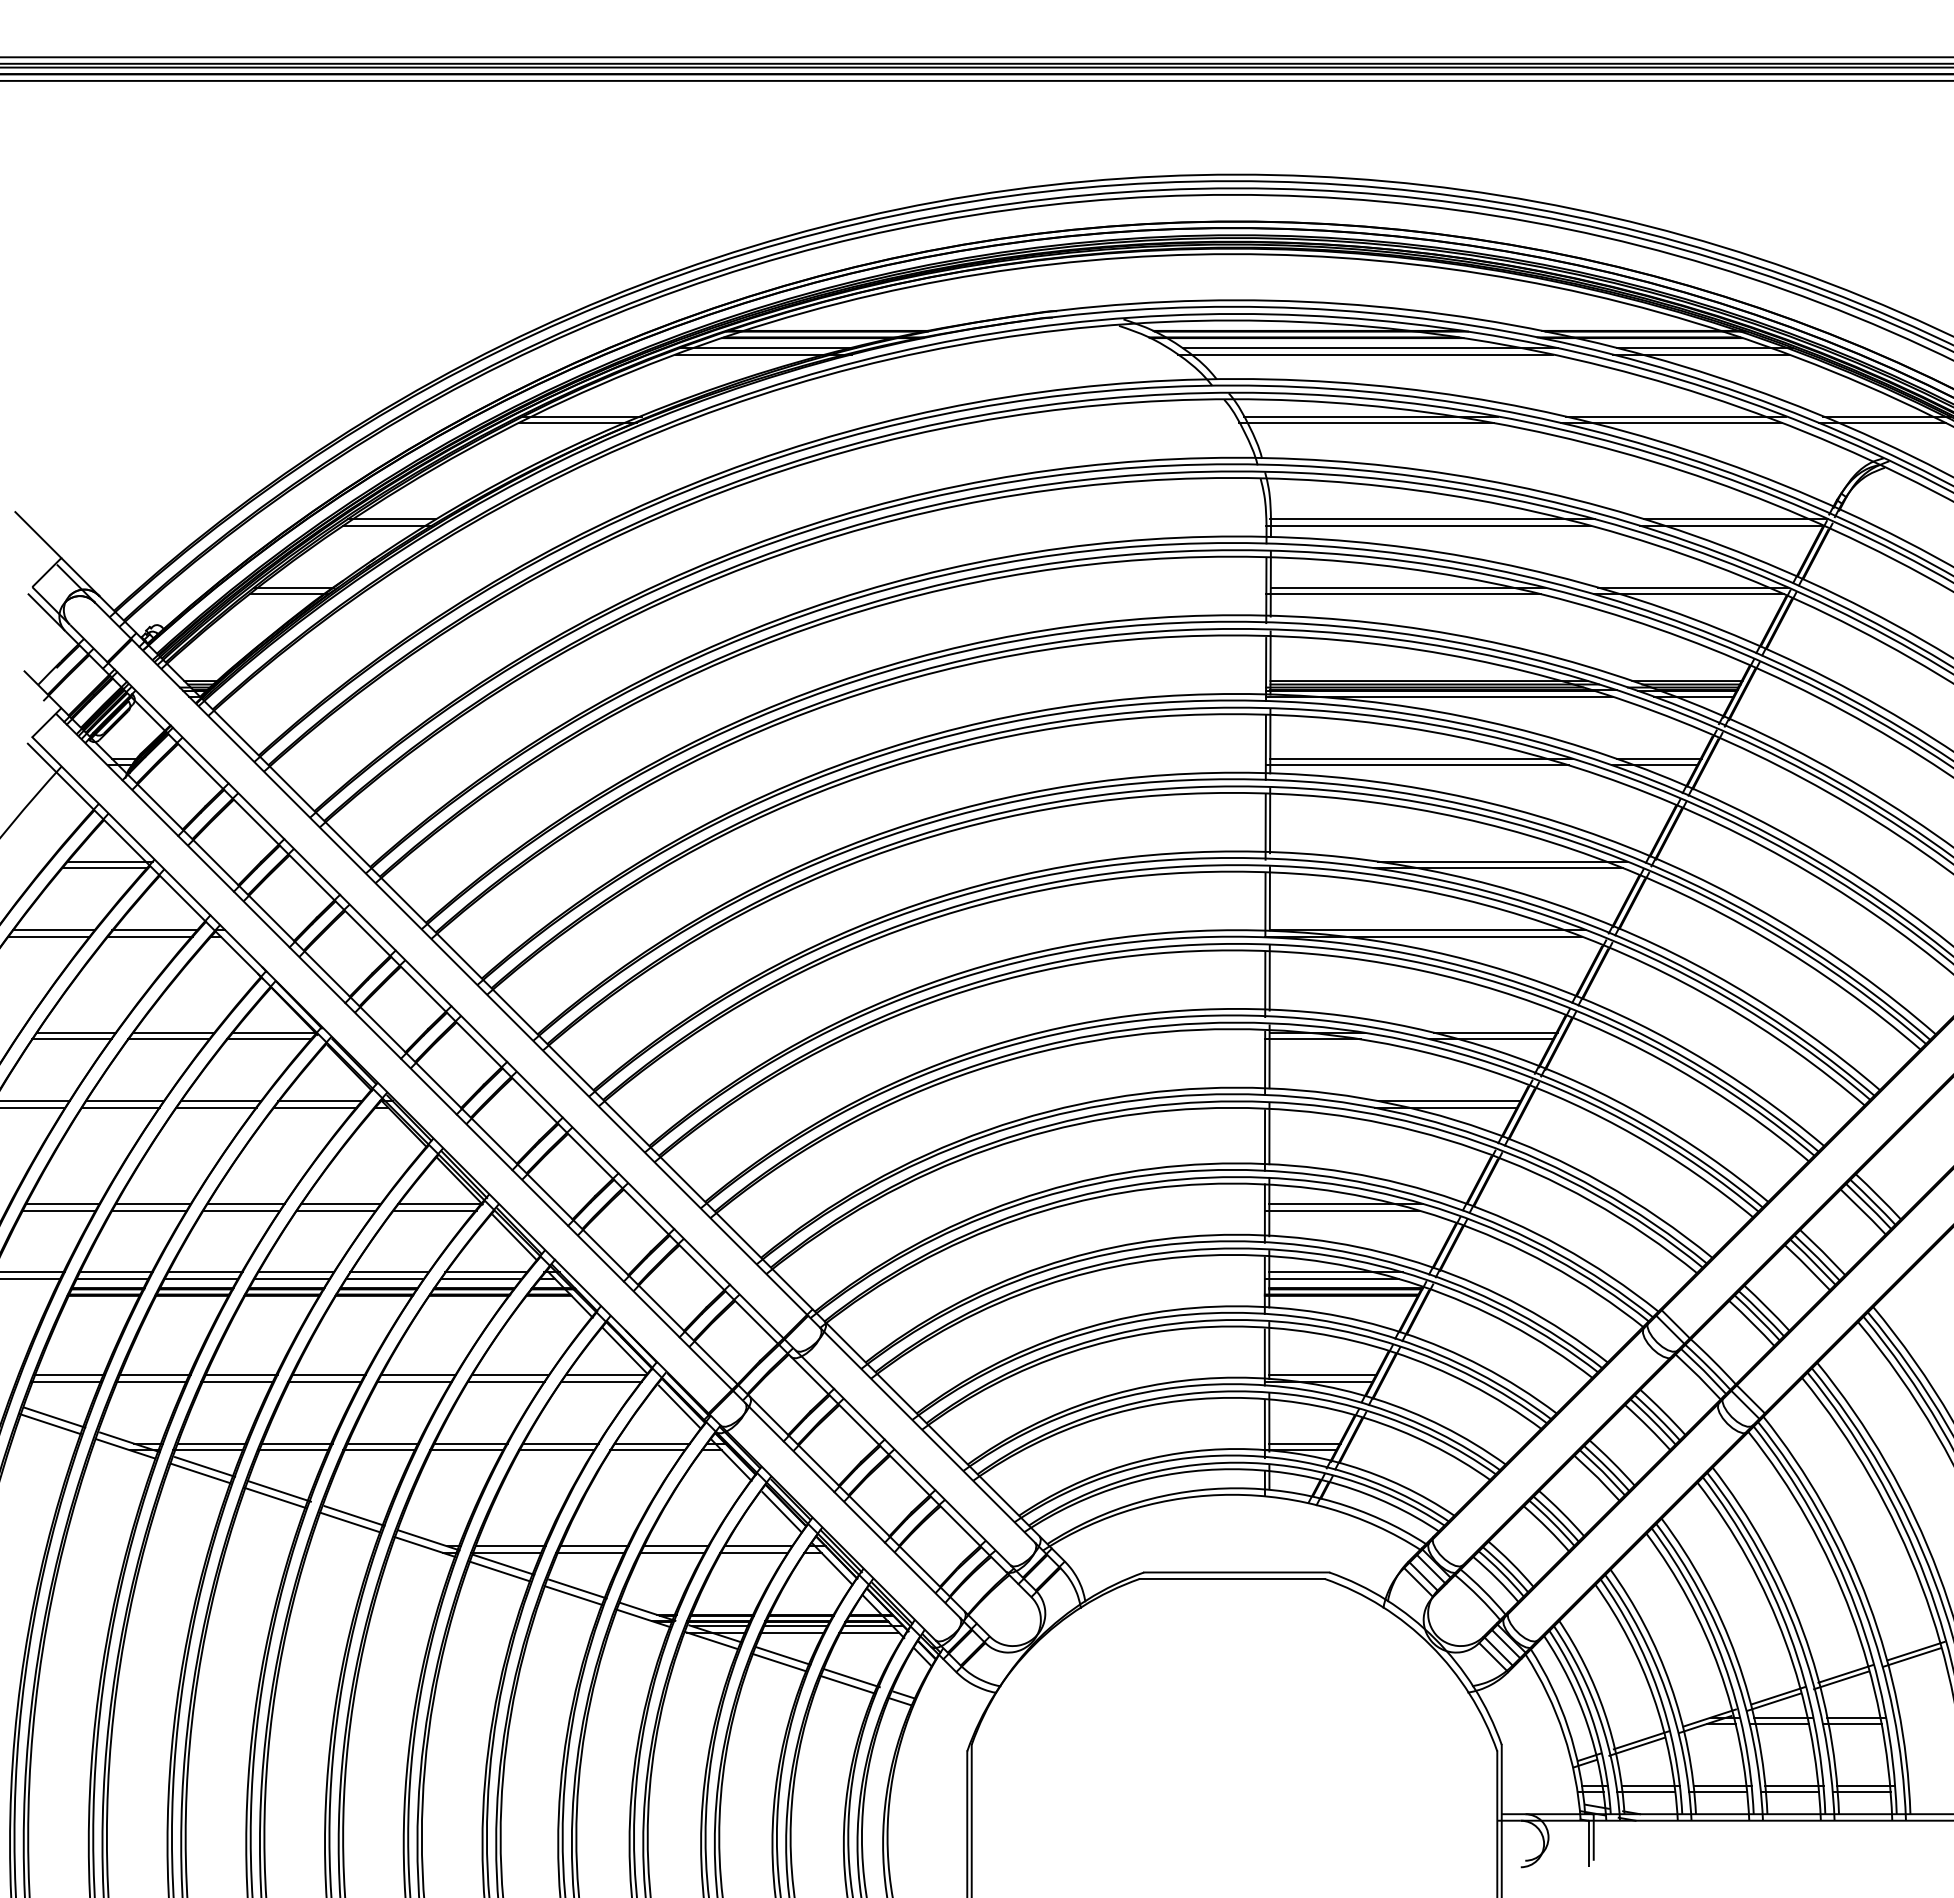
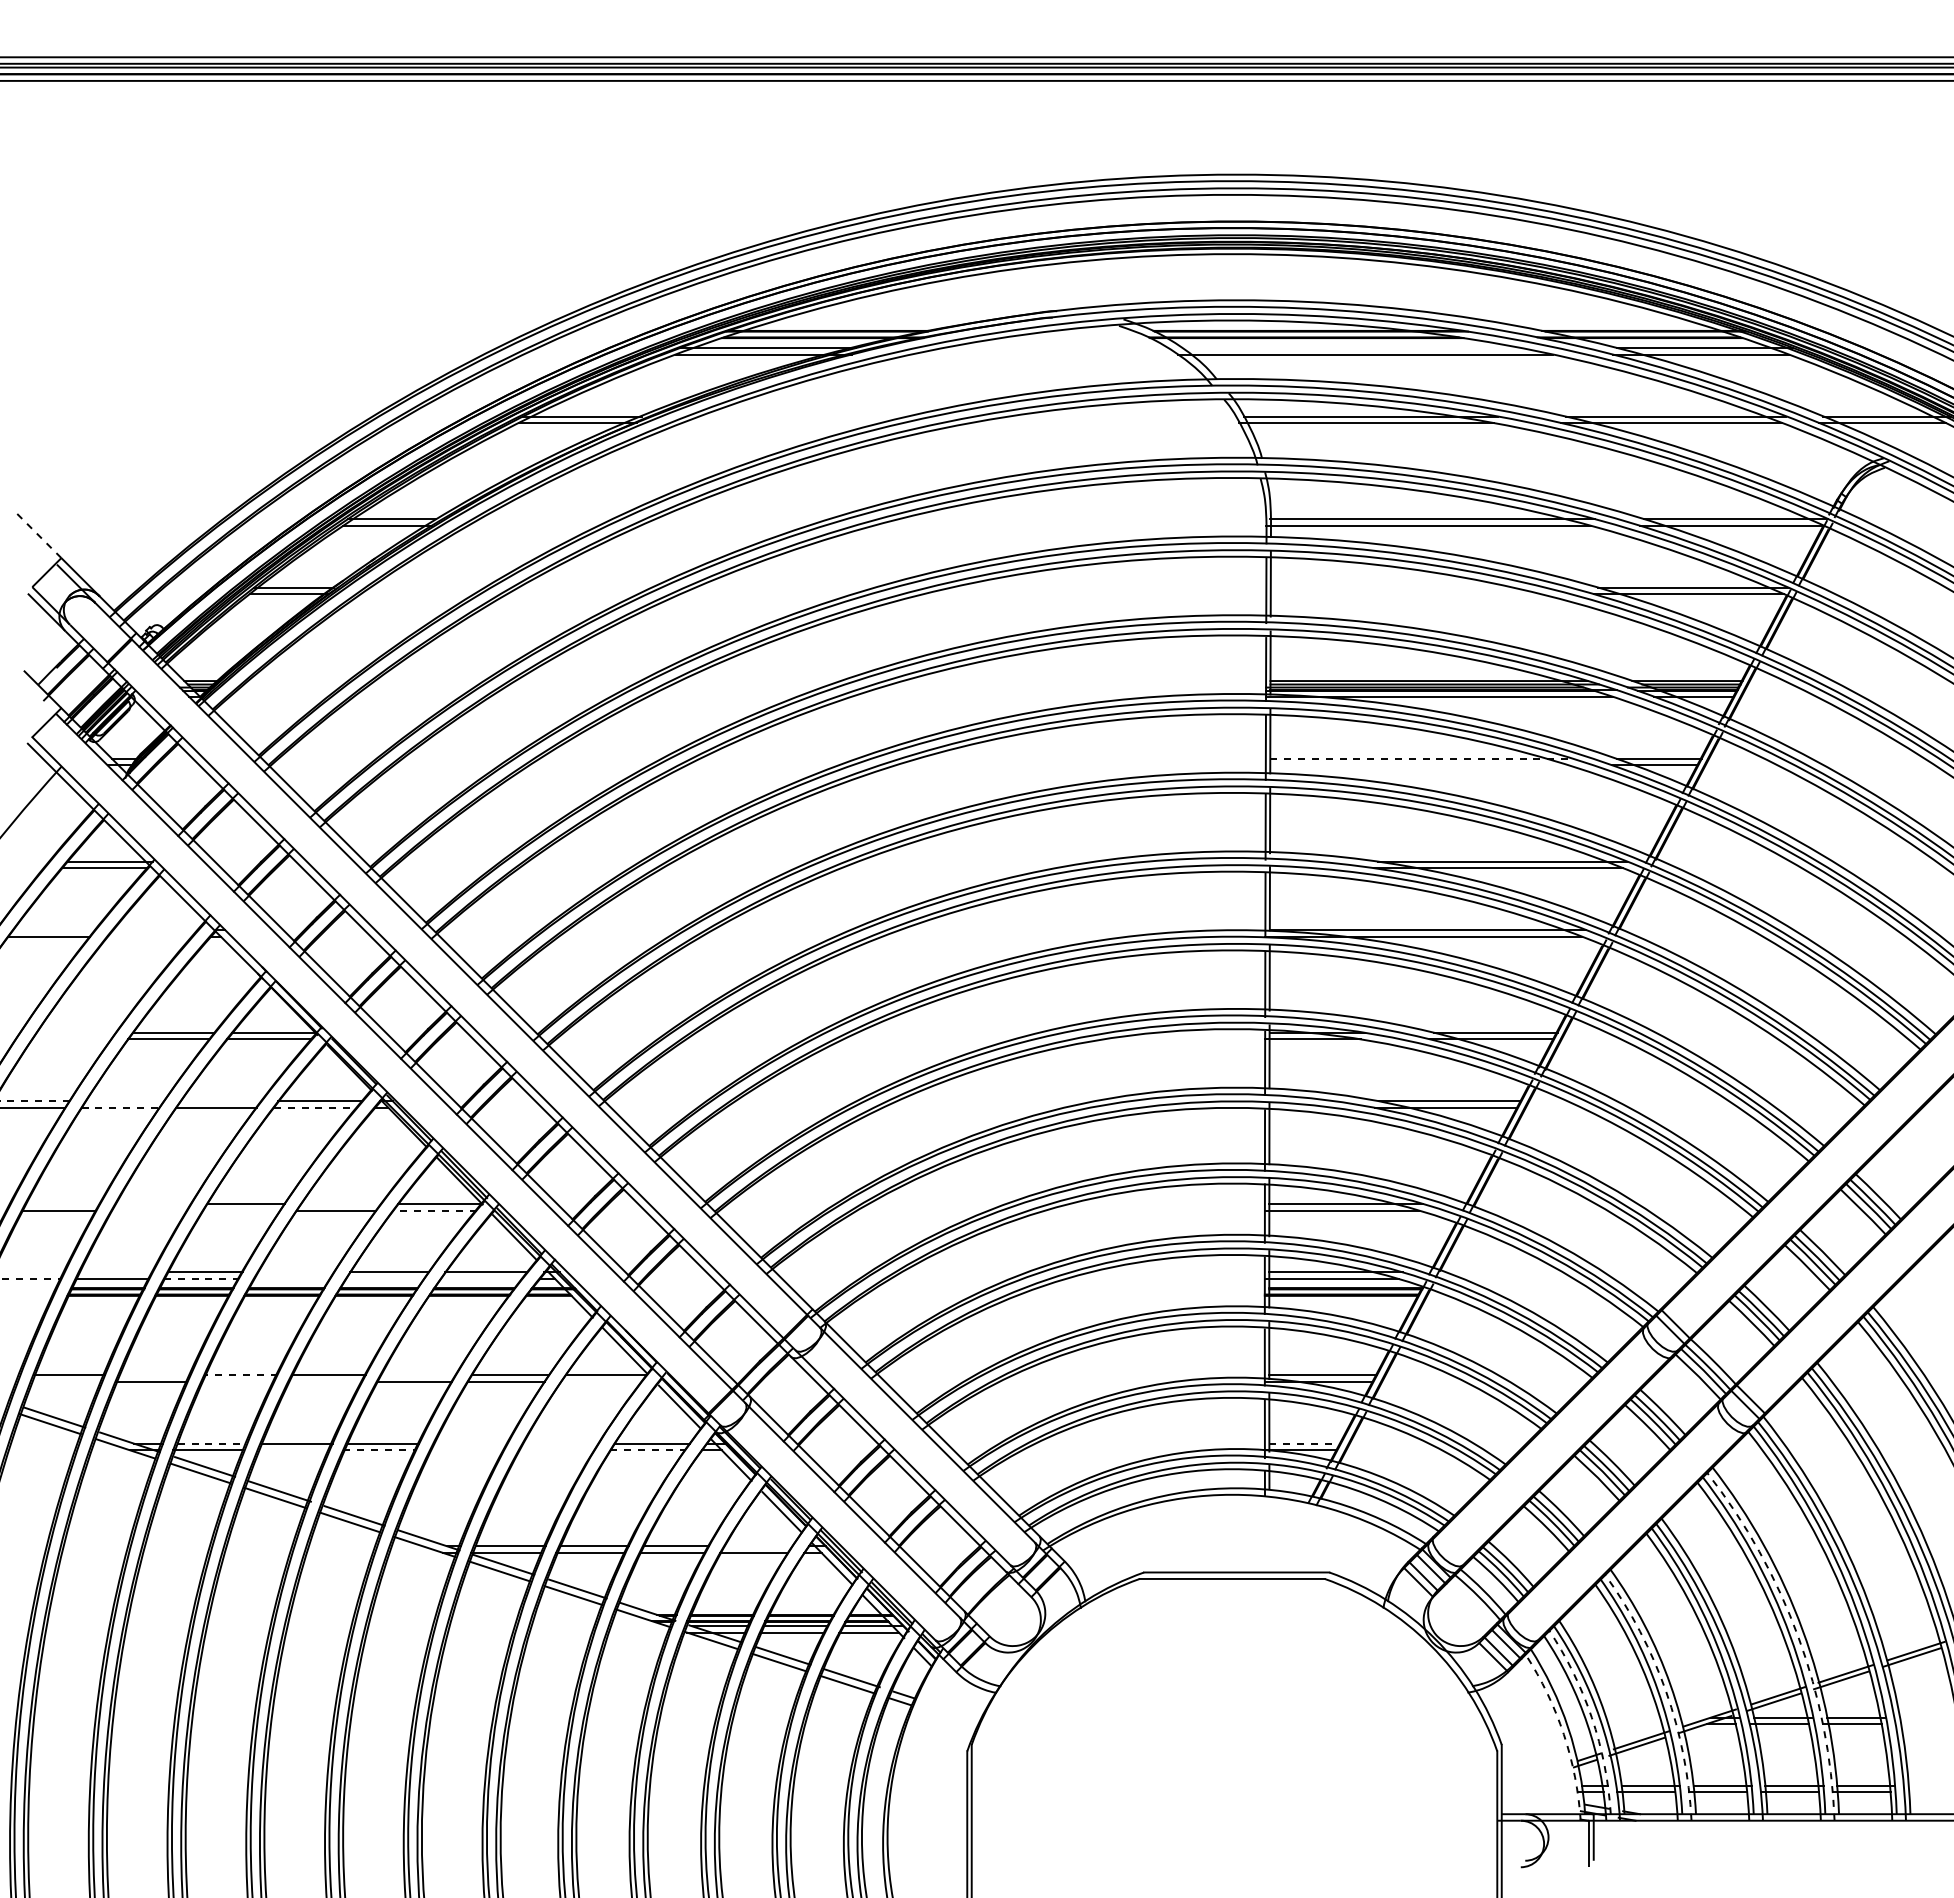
line: present -> none (1369, 348)
line: solid -> dashed (38, 535)
line: present -> none (1407, 587)
line: present -> none (1403, 594)
line: solid -> dashed (1422, 758)
line: present -> none (1416, 765)
line: present -> none (53, 930)
line: present -> none (154, 930)
line: present -> none (149, 936)
line: present -> none (75, 1032)
line: present -> none (71, 1039)
line: solid -> dashed (35, 1101)
line: present -> none (125, 1101)
line: present -> none (220, 1101)
line: solid -> dashed (121, 1107)
line: solid -> dashed (315, 1107)
line: present -> none (63, 1204)
line: present -> none (153, 1204)
line: present -> none (340, 1204)
line: present -> none (149, 1210)
line: present -> none (241, 1210)
line: solid -> dashed (435, 1210)
line: present -> none (33, 1272)
line: present -> none (116, 1272)
line: present -> none (296, 1272)
line: solid -> dashed (30, 1278)
line: solid -> dashed (201, 1278)
line: present -> none (291, 1278)
line: present -> none (384, 1278)
line: present -> none (481, 1278)
line: present -> none (155, 1375)
line: solid -> dashed (241, 1375)
line: present -> none (418, 1375)
line: present -> none (65, 1381)
line: present -> none (237, 1381)
line: present -> none (324, 1381)
line: present -> none (601, 1381)
line: solid -> dashed (212, 1443)
line: present -> none (470, 1443)
line: present -> none (560, 1443)
line: solid -> dashed (1305, 1443)
line: present -> none (292, 1450)
line: solid -> dashed (379, 1450)
line: present -> none (466, 1450)
line: present -> none (556, 1450)
line: solid -> dashed (648, 1450)
line: present -> none (758, 1546)
arc: solid -> dashed (1798, 1636)
arc: solid -> dashed (1666, 1691)
arc: solid -> dashed (1591, 1717)
arc: solid -> dashed (1563, 1734)
